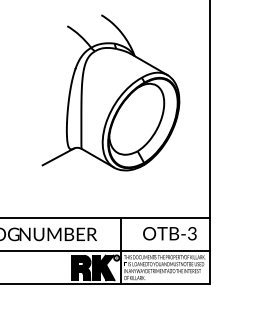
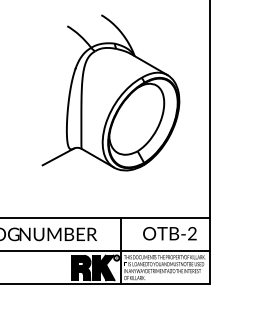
text: OTB-3 -> OTB-2 (192, 235)
